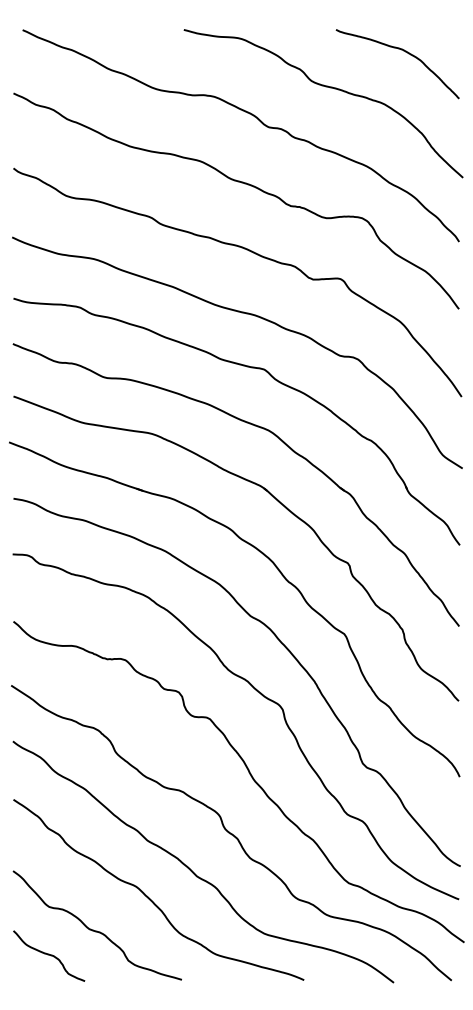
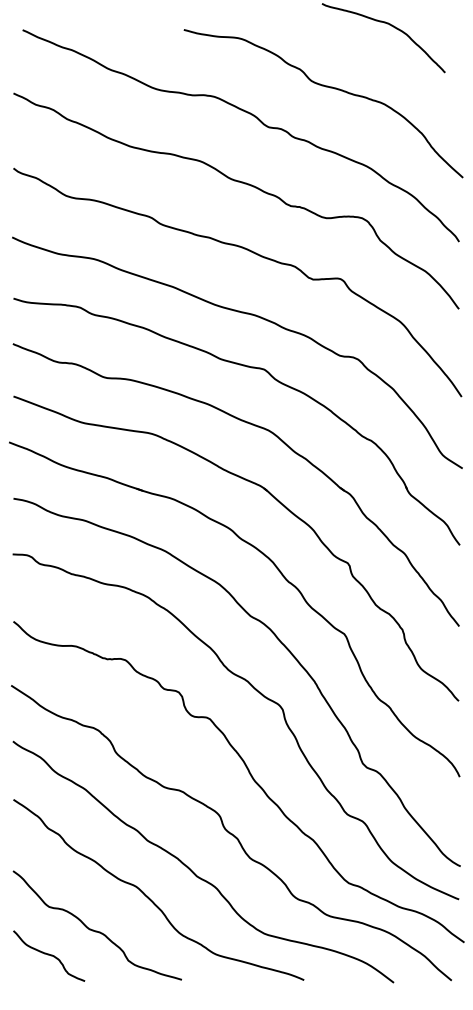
curve position: (403, 51) -> (389, 25) (389, 25)
